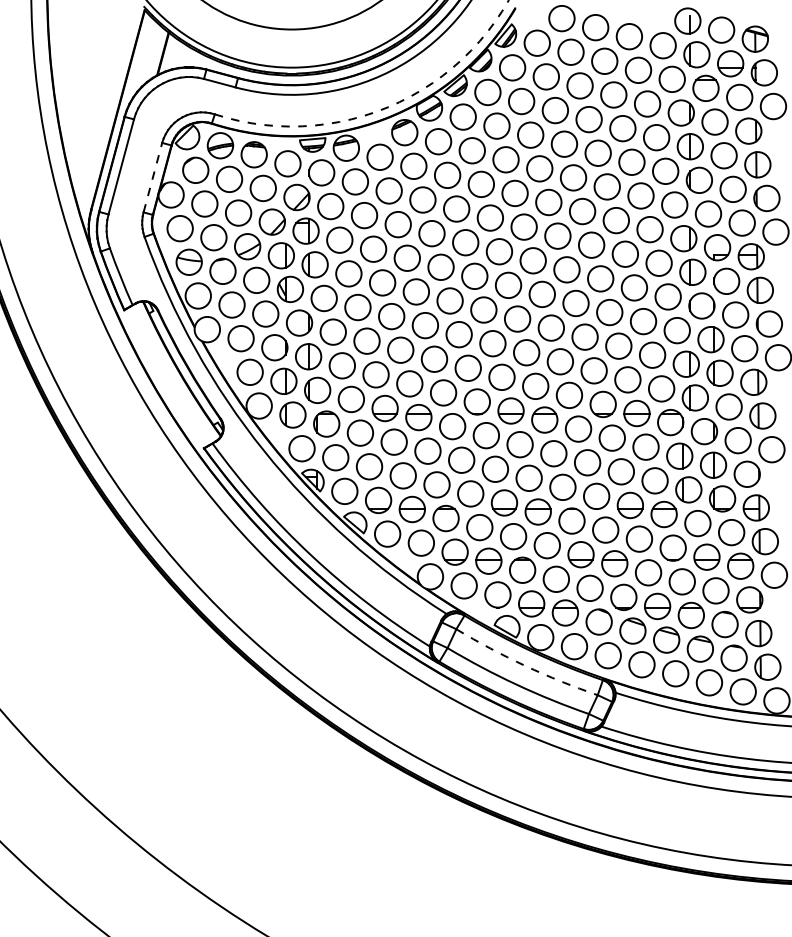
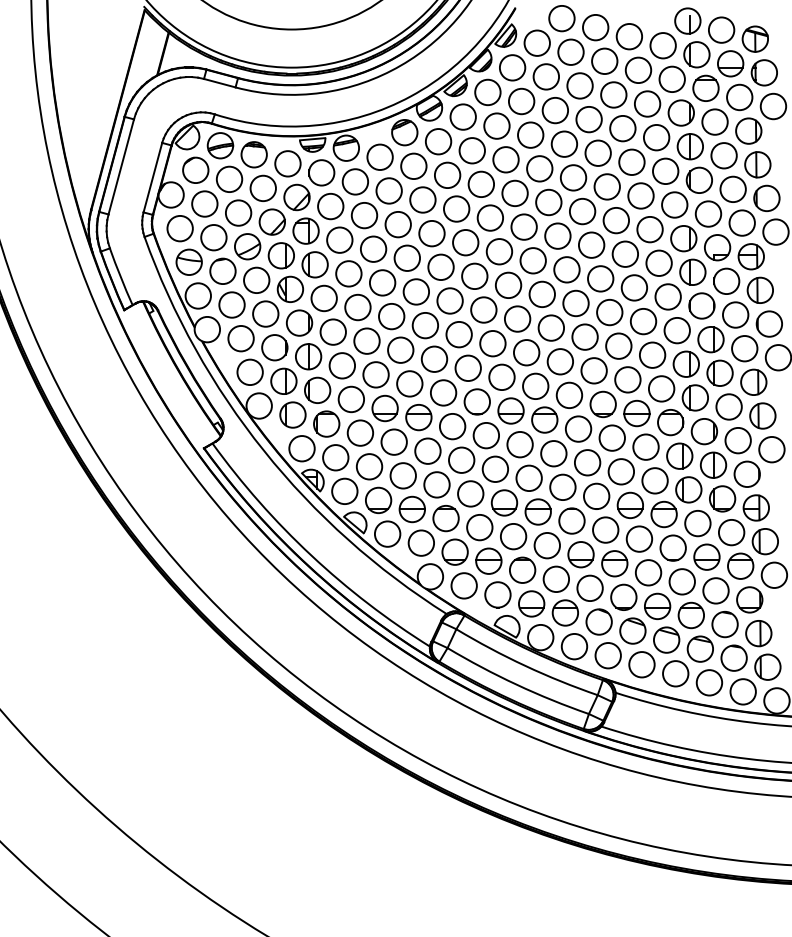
arc: dashed -> solid (382, 109)
line: dashed -> solid (152, 177)
arc: dashed -> solid (525, 665)
